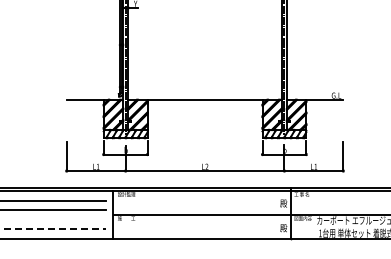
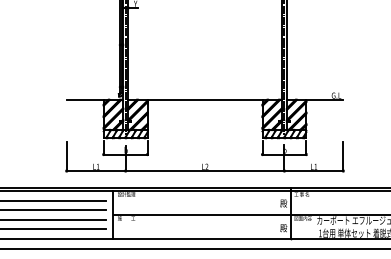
line: none -> present (53, 219)
line: dashed -> solid (53, 229)
line: none -> present (194, 249)
